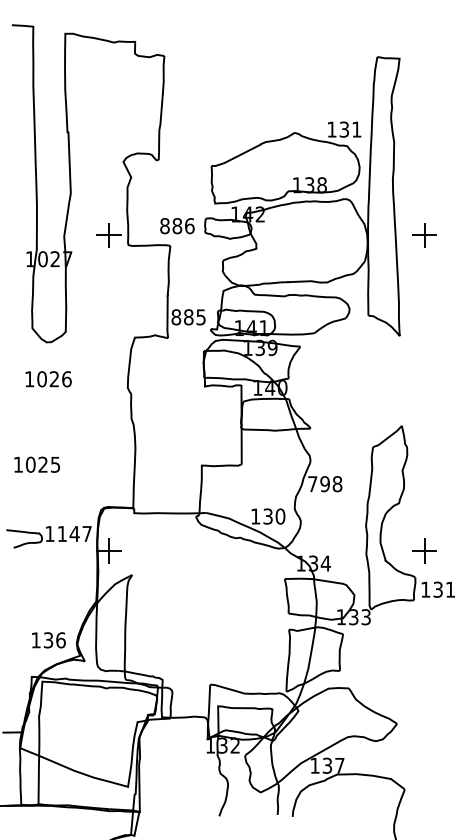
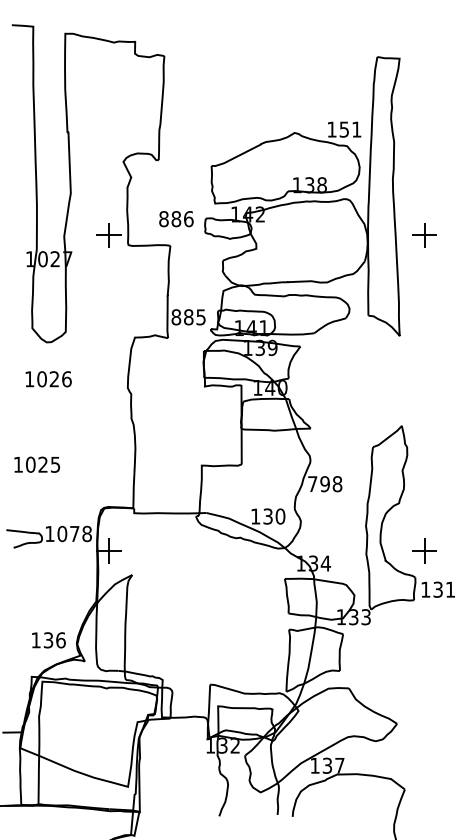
text: 131 -> 151 (344, 128)
text position: (177, 226) -> (176, 219) (176, 219)
text: 1147 -> 1078 (74, 533)
